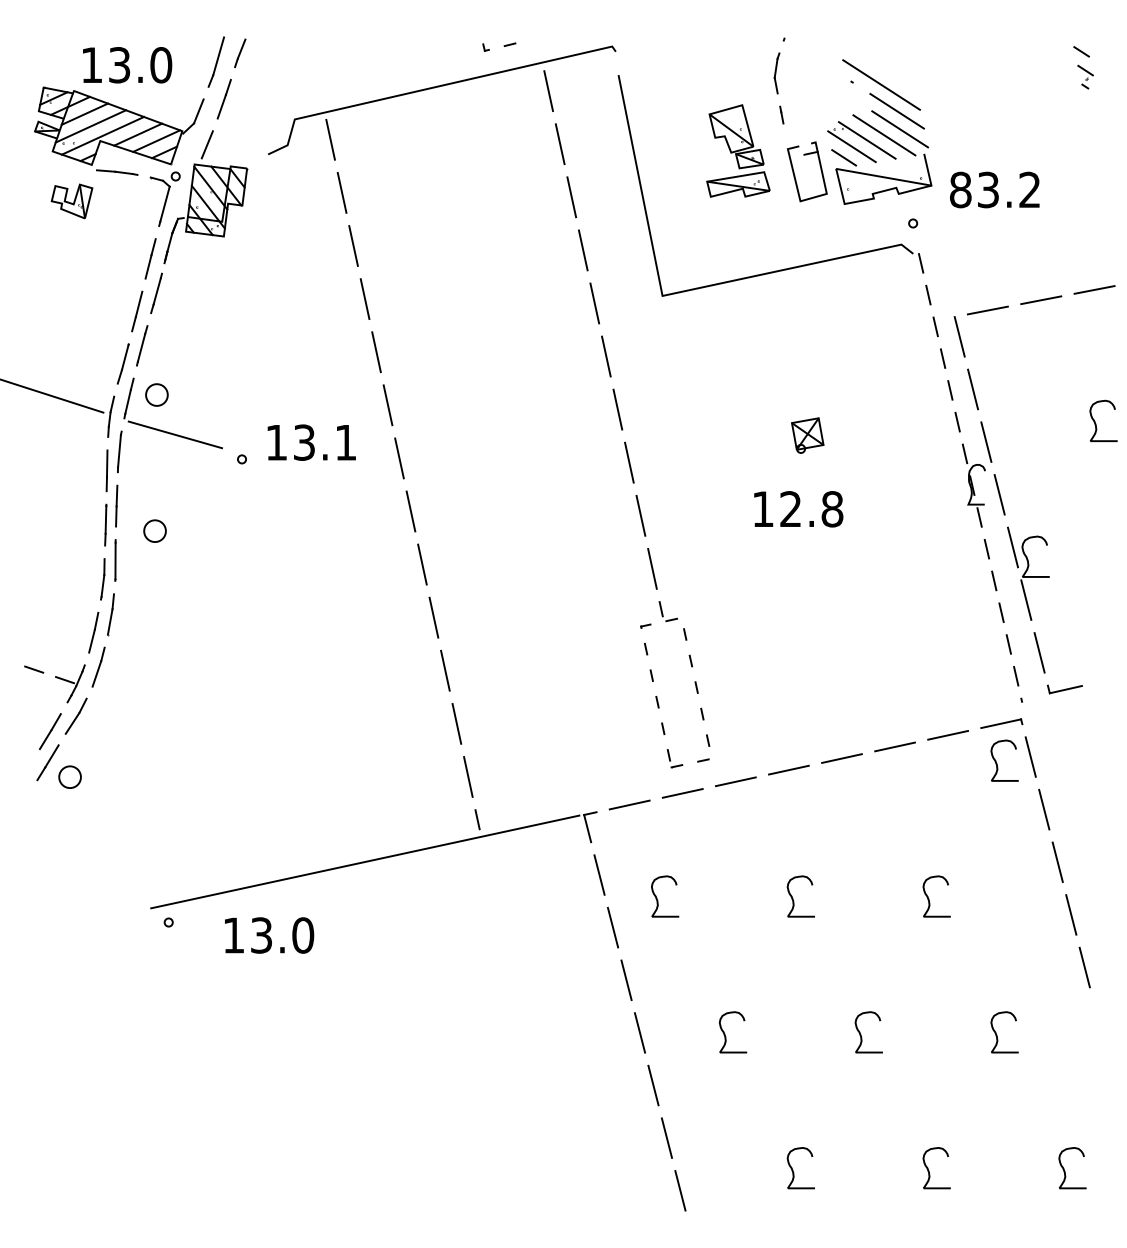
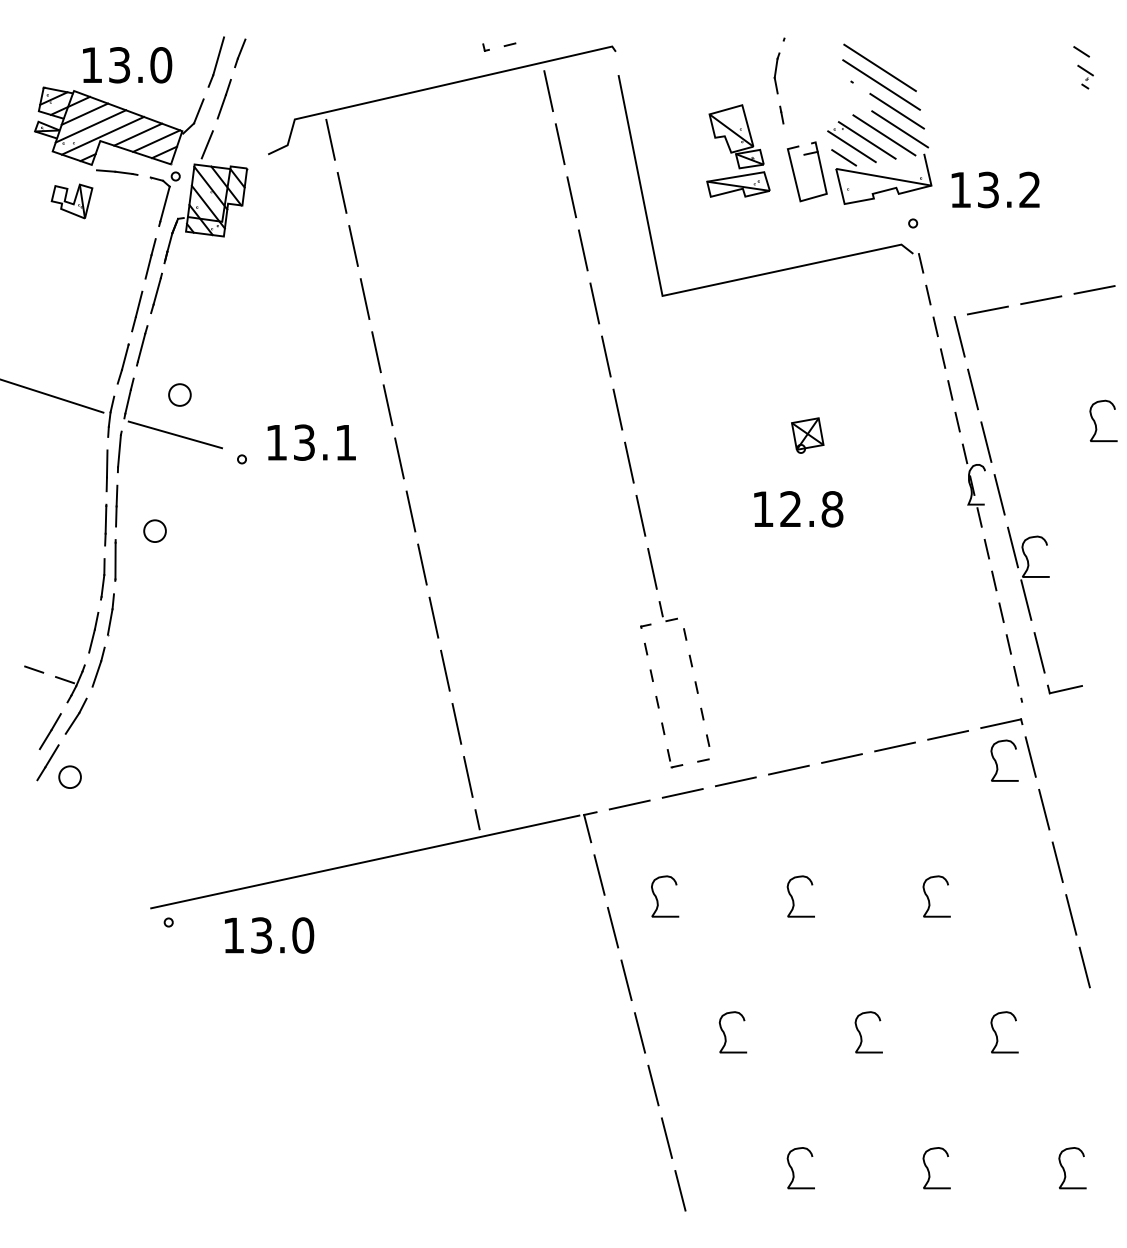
line: none -> present (879, 67)
text: 83.2 -> 13.2 (960, 189)
part position: (156, 394) -> (179, 394) (179, 394)
